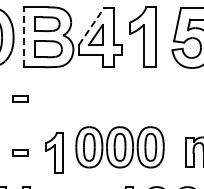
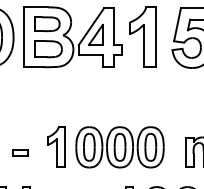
line: dashed -> solid (91, 26)
line: dashed -> solid (23, 37)
part: present -> none (20, 98)
part position: (54, 152) -> (56, 146) (56, 146)
